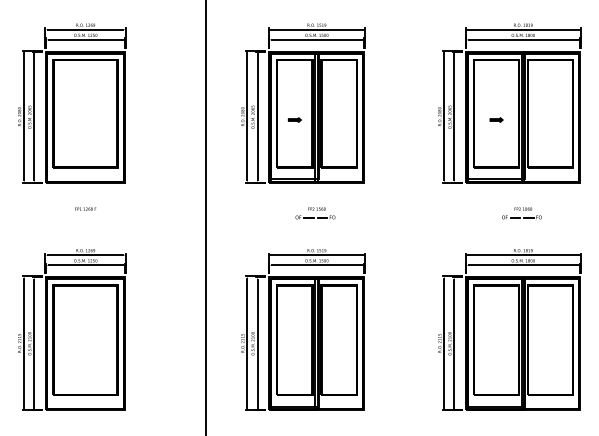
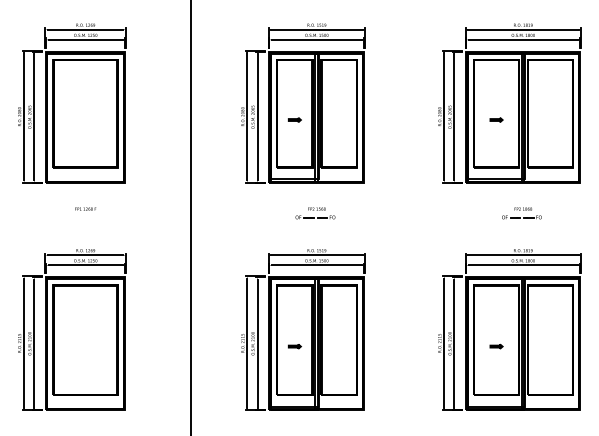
line position: (205, 217) -> (190, 217) (190, 217)
part: none -> present (294, 346)
part: none -> present (496, 346)
